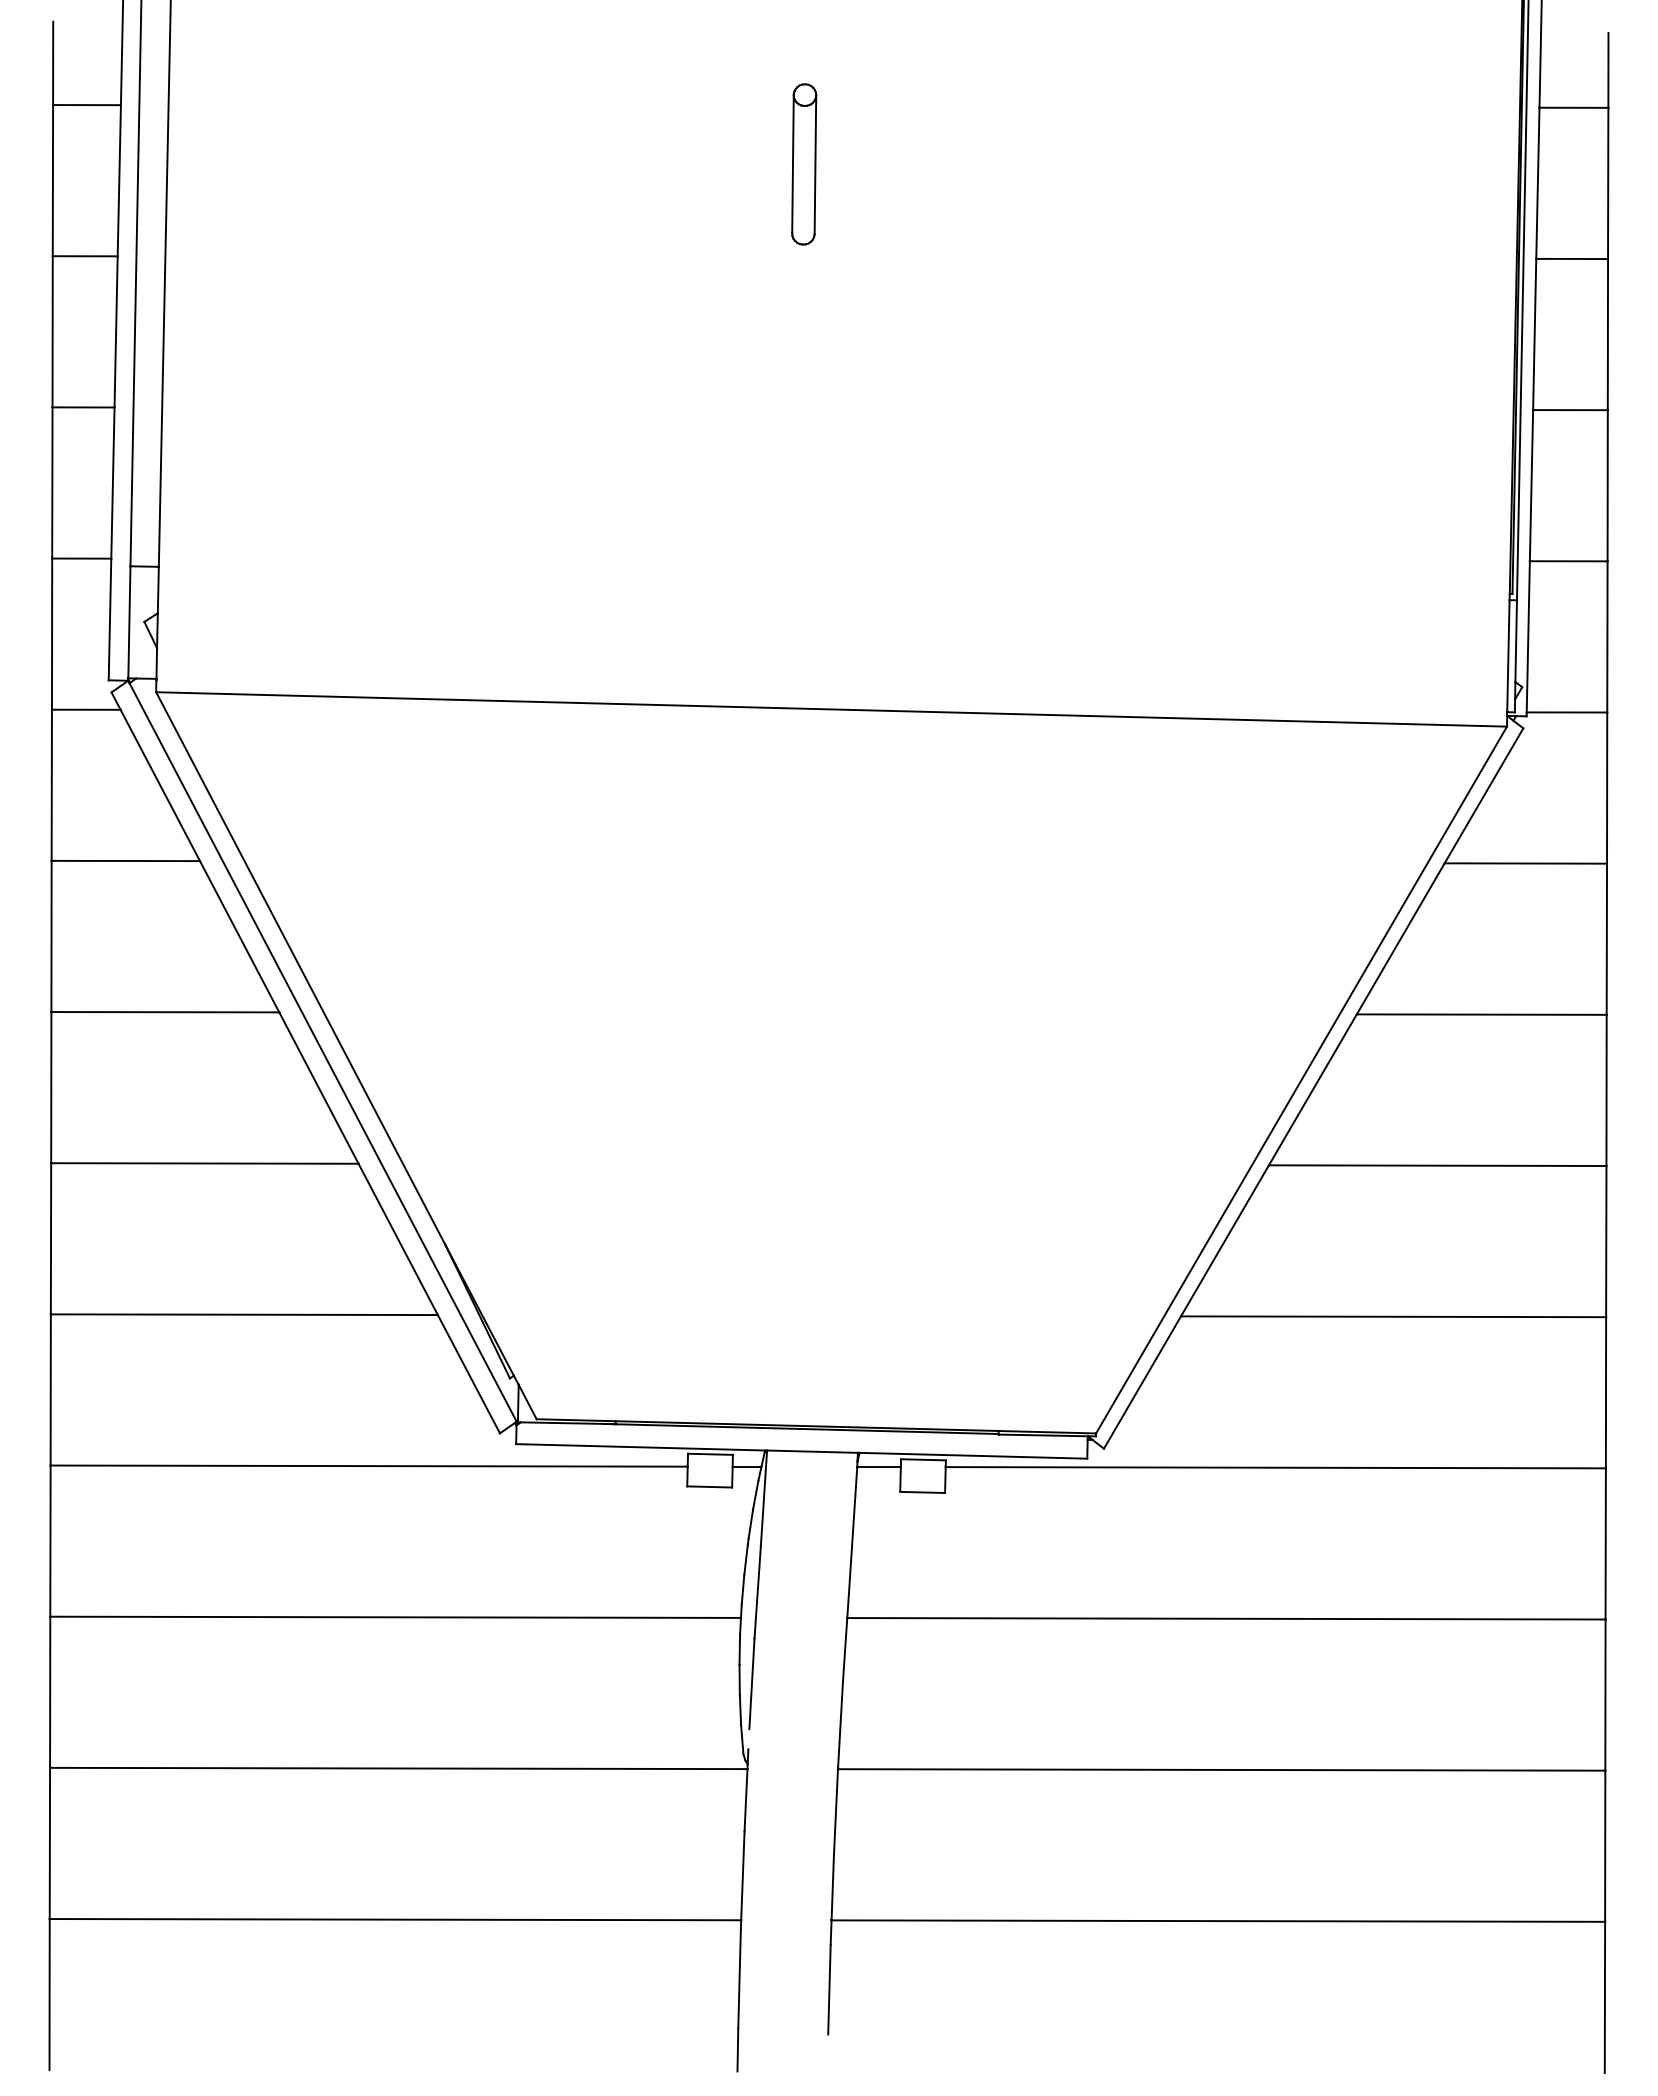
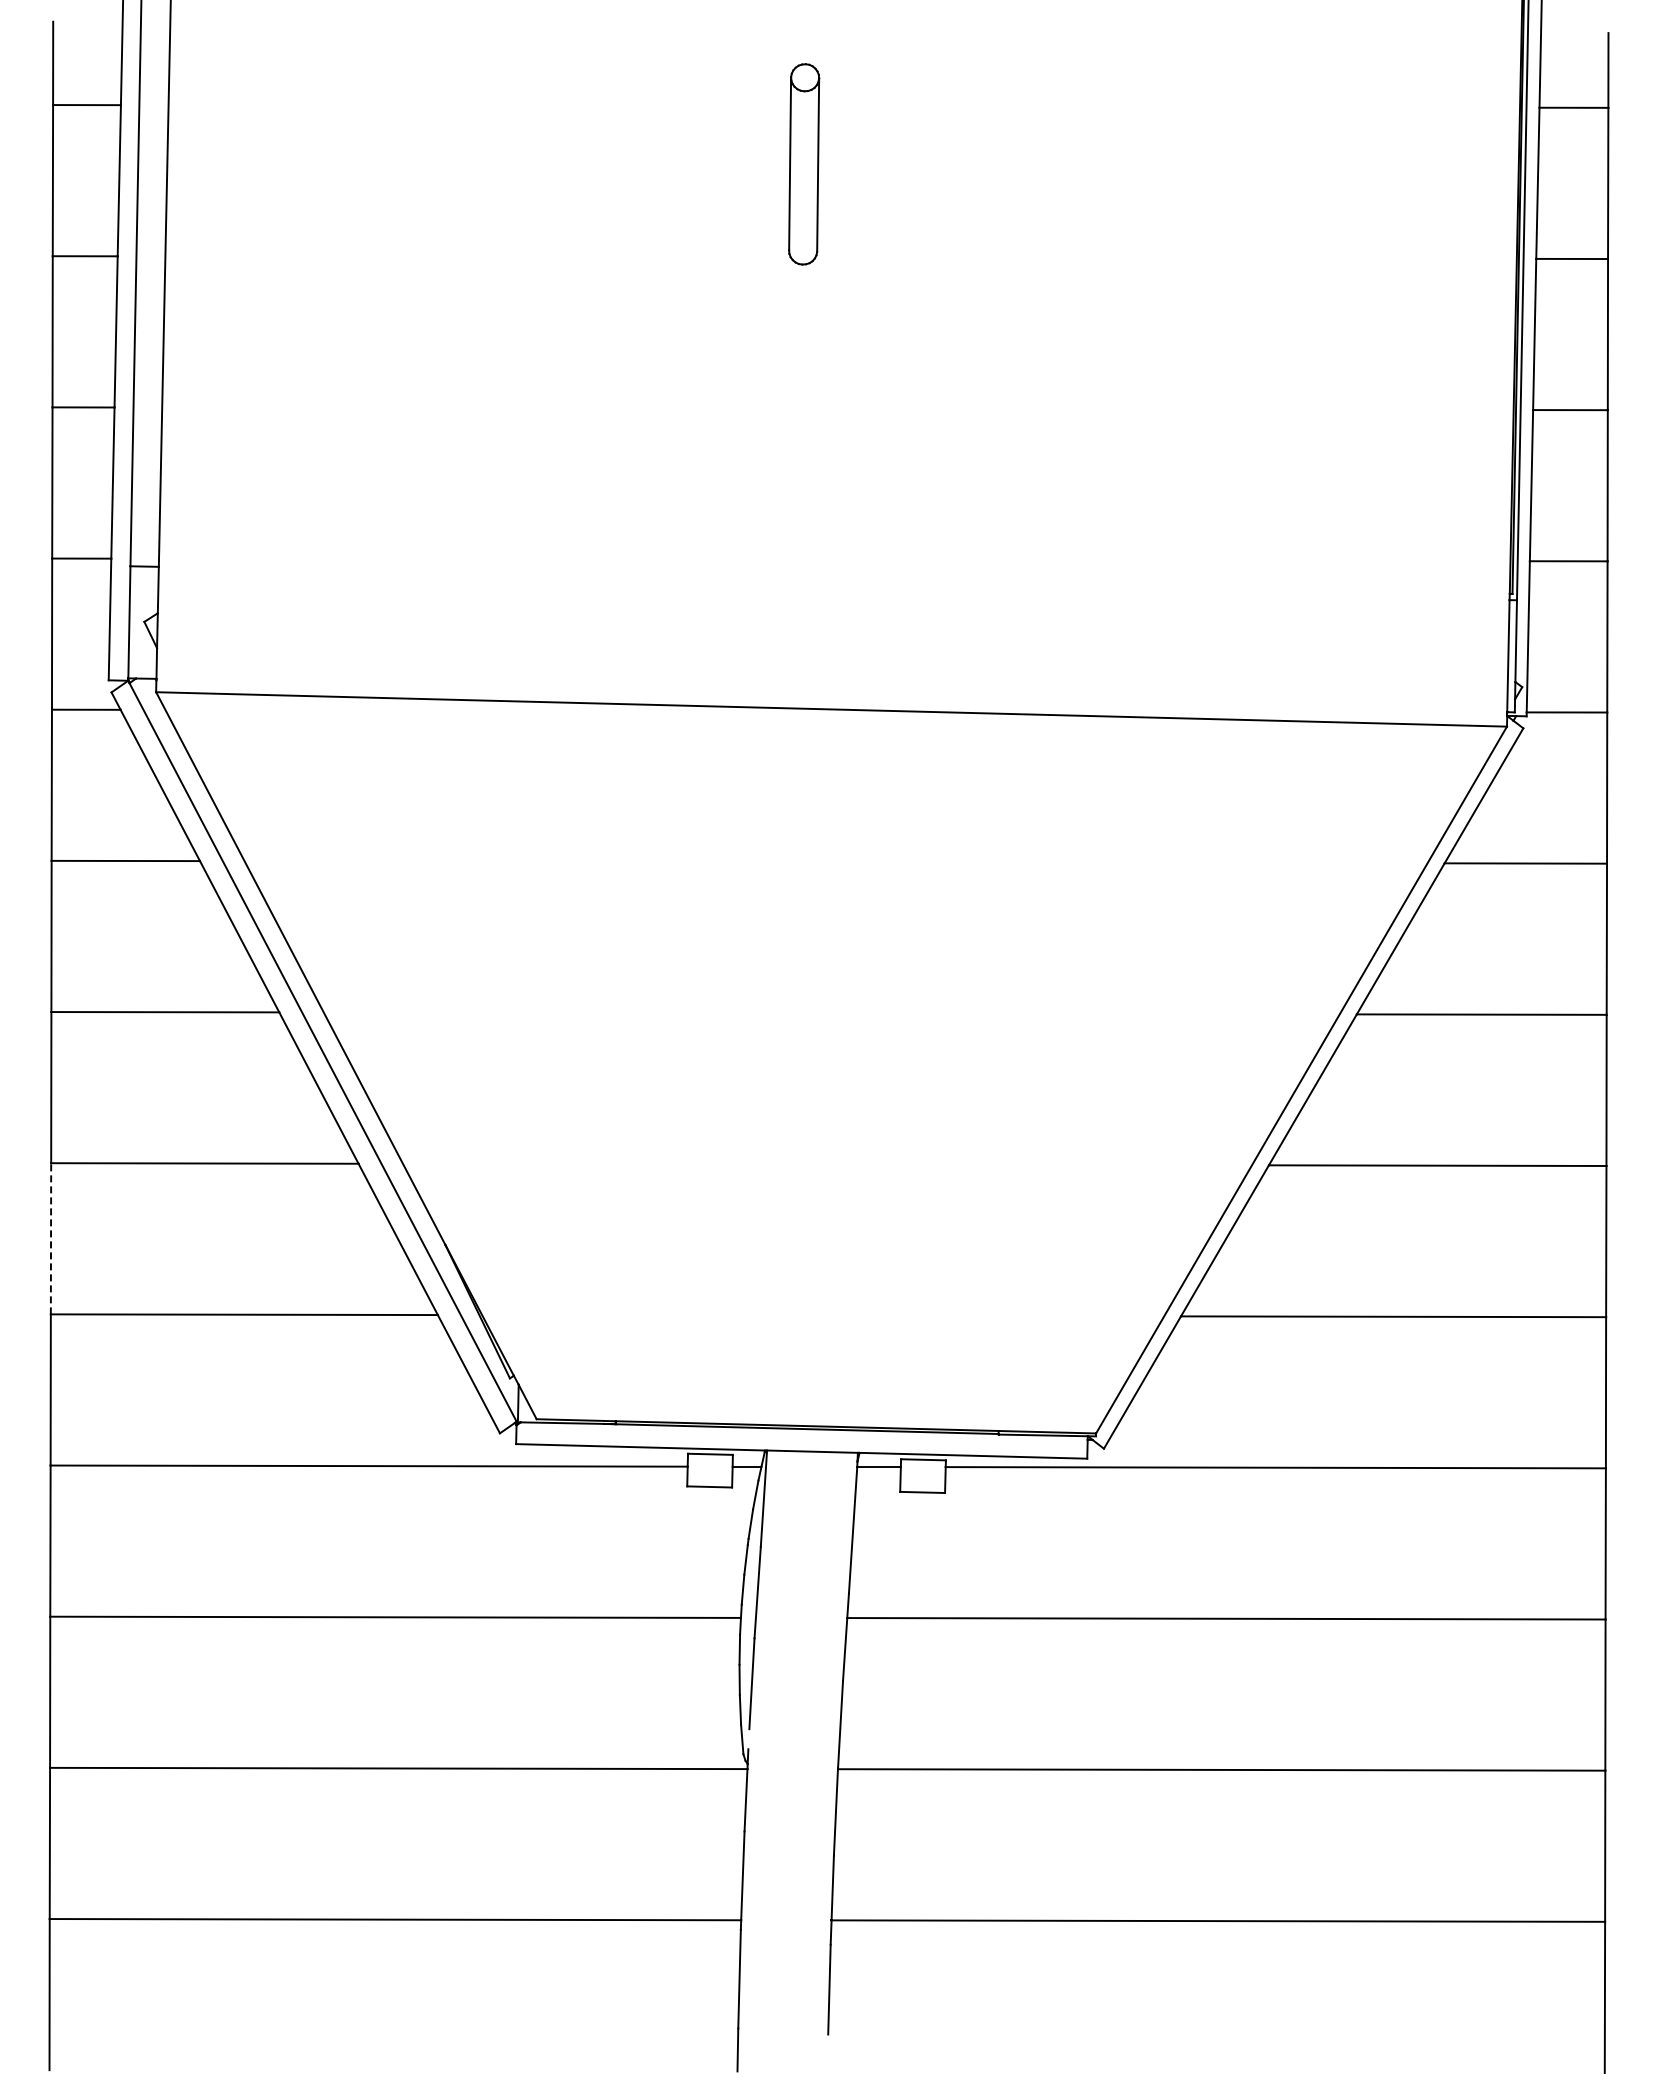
part size: 27x163 px -> 33x203 px (804, 164)
line: solid -> dashed (51, 1238)
